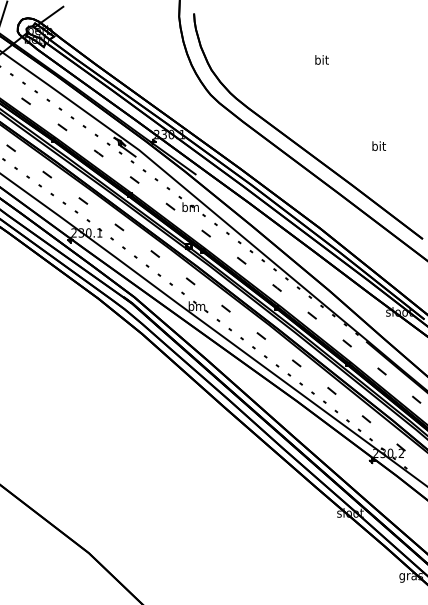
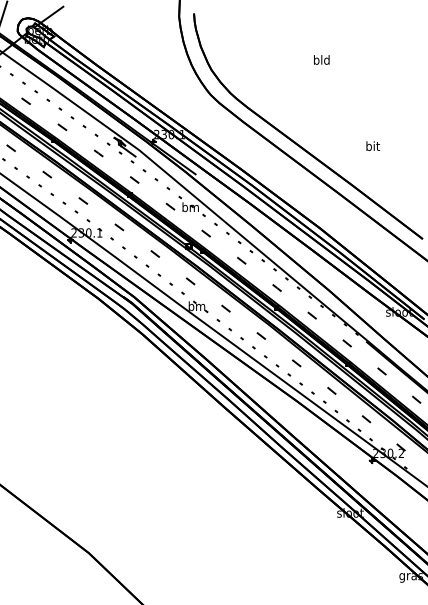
text: bit -> bld (321, 59)
text position: (378, 145) -> (372, 145) (372, 145)
